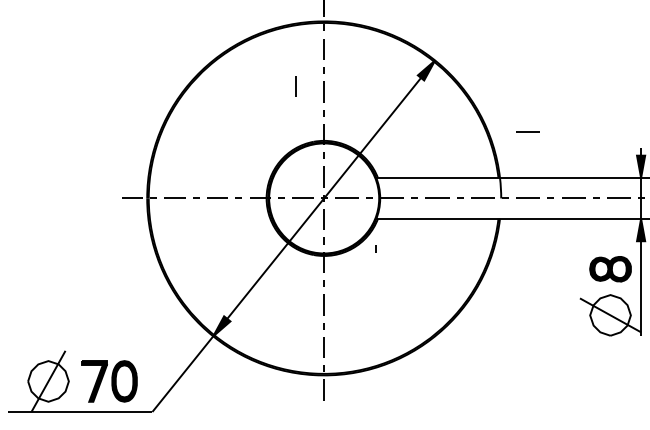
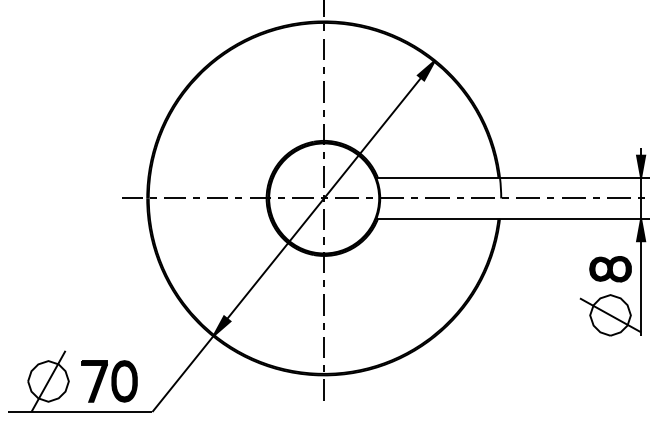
line: present -> none (295, 86)
line: present -> none (527, 131)
line: present -> none (375, 248)
